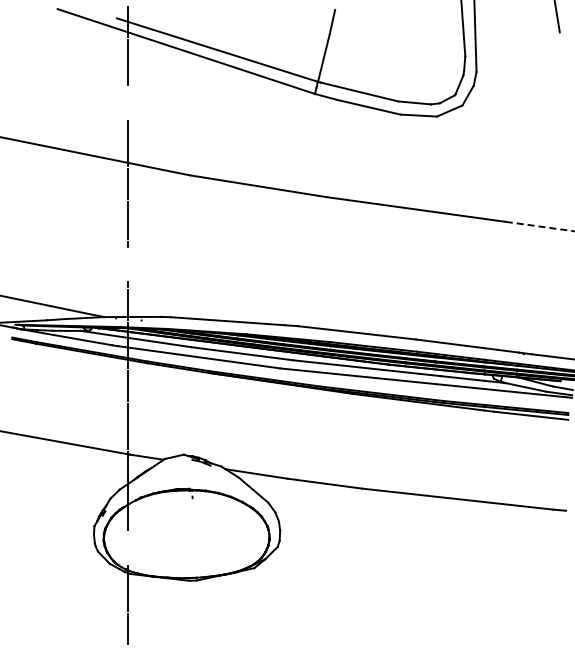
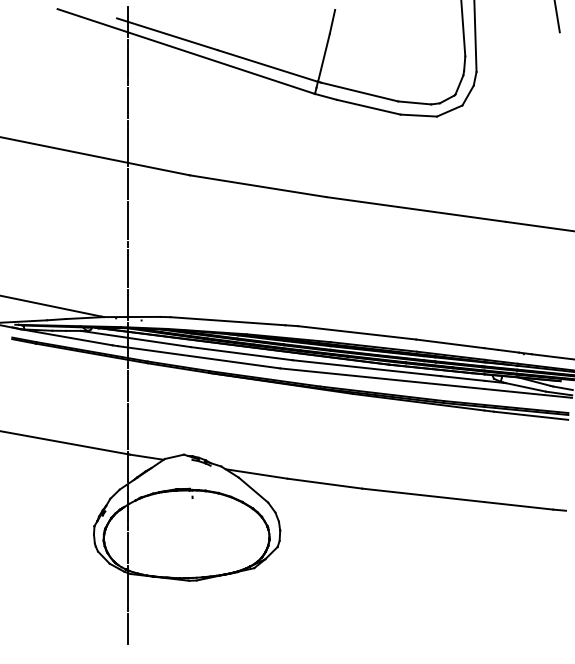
line: none -> present (127, 102)
line: dashed -> solid (540, 226)
line: none -> present (127, 264)
line: none -> present (127, 547)
